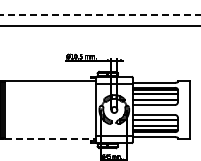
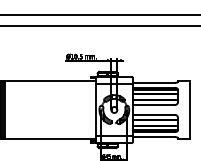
line: dashed -> solid (100, 14)
line: dashed -> solid (50, 138)
